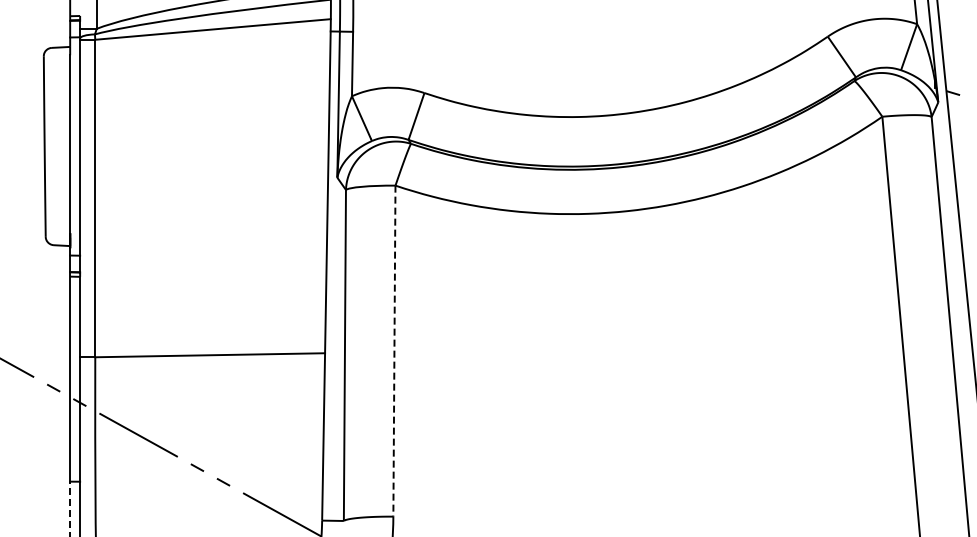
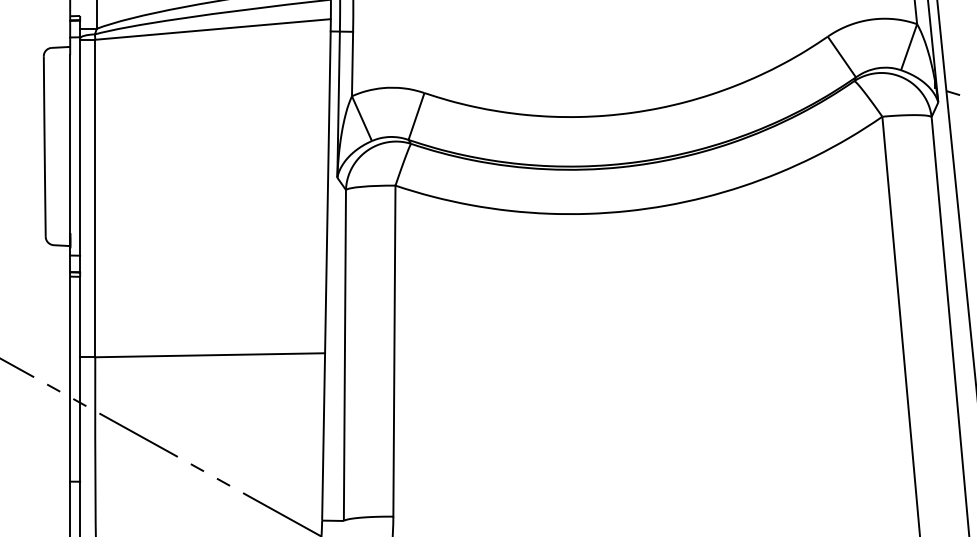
line: dashed -> solid (394, 351)
line: dashed -> solid (70, 508)
